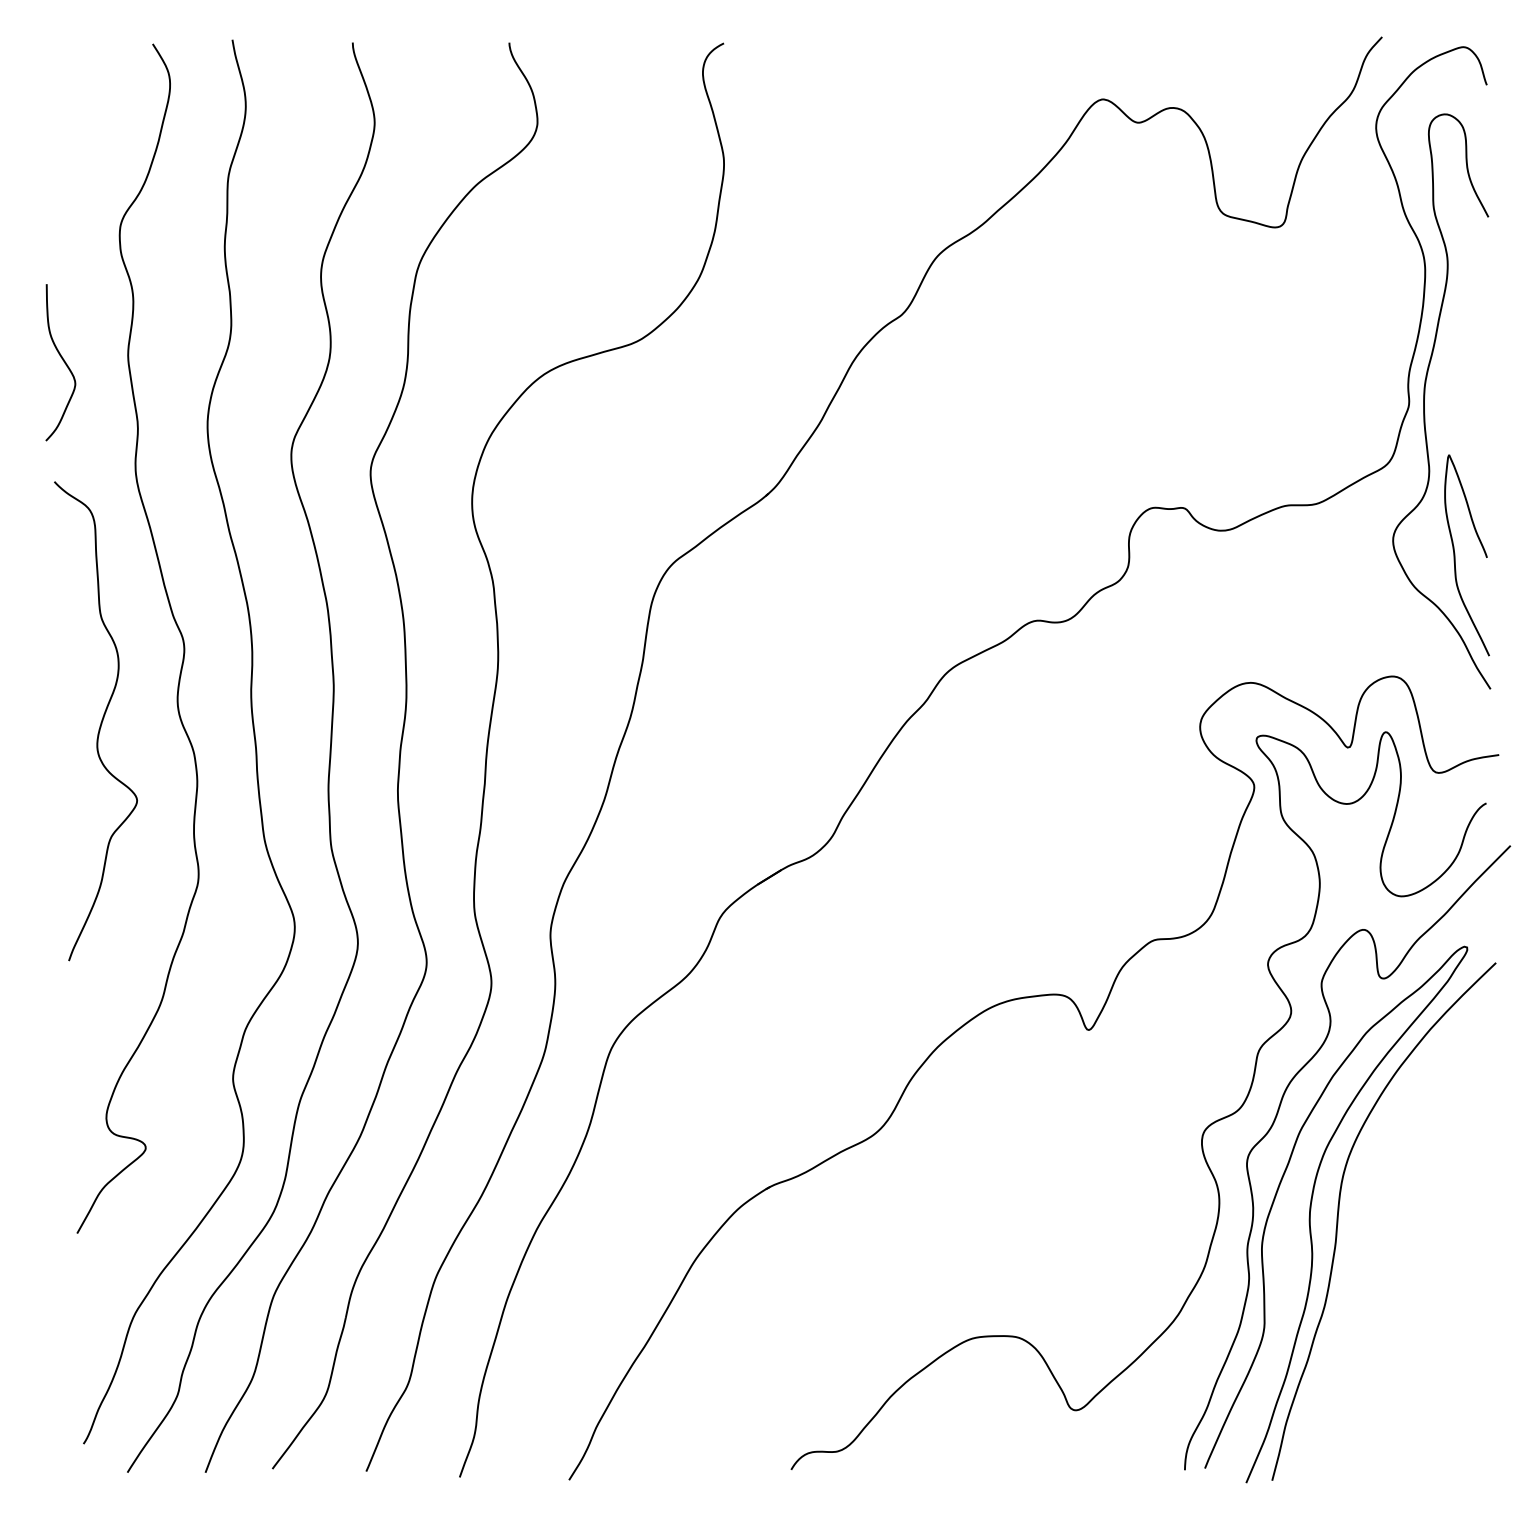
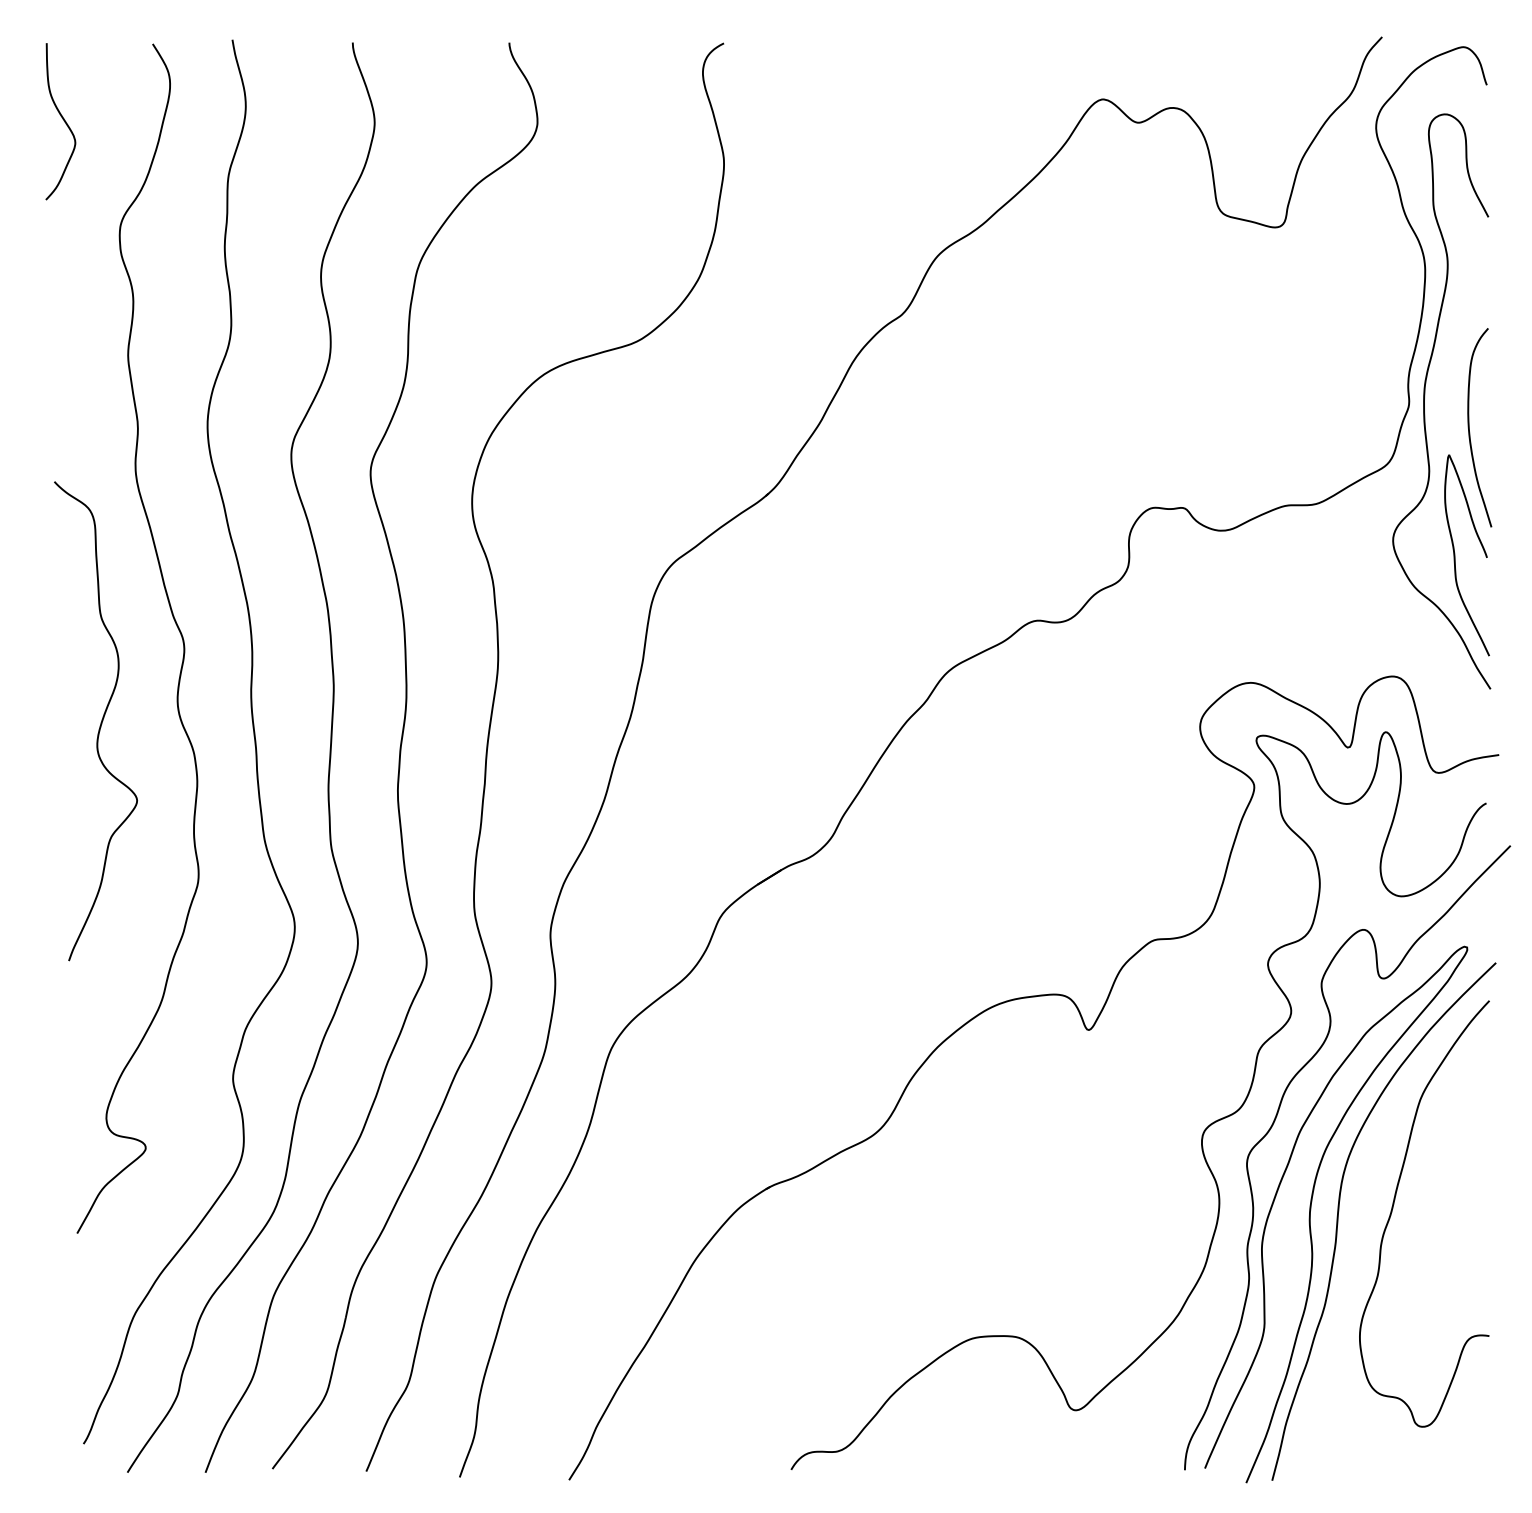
curve position: (62, 360) -> (62, 119) (62, 119)
curve: none -> present (1469, 427)
curve: none -> present (1394, 1204)
